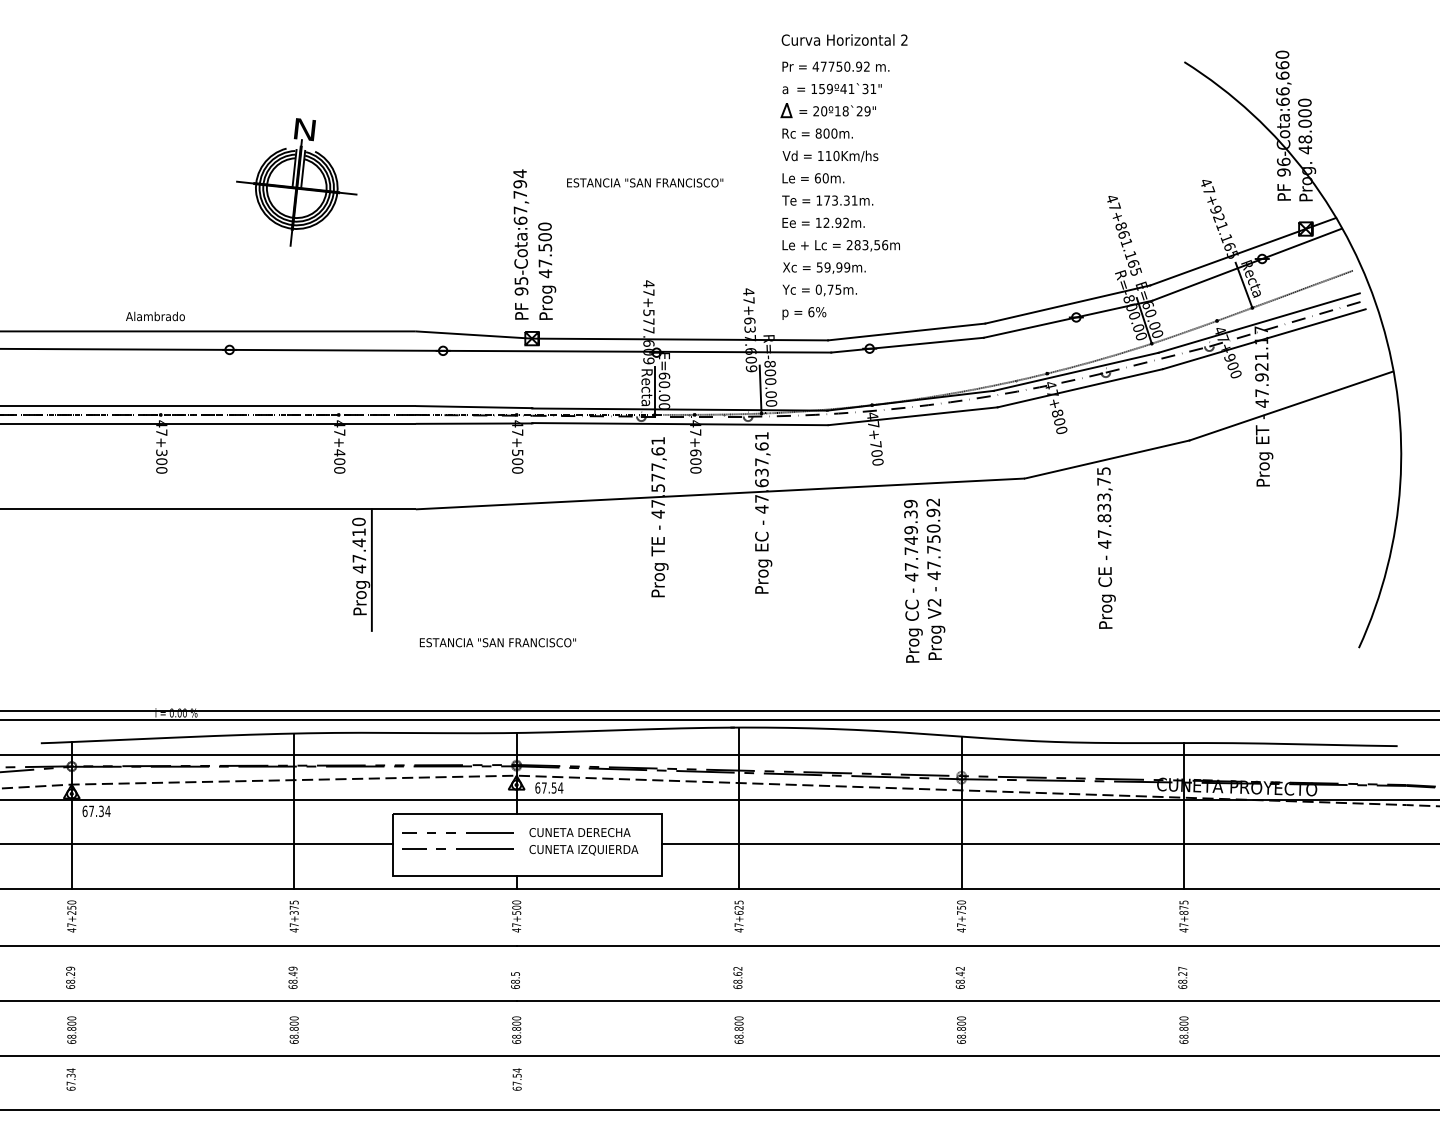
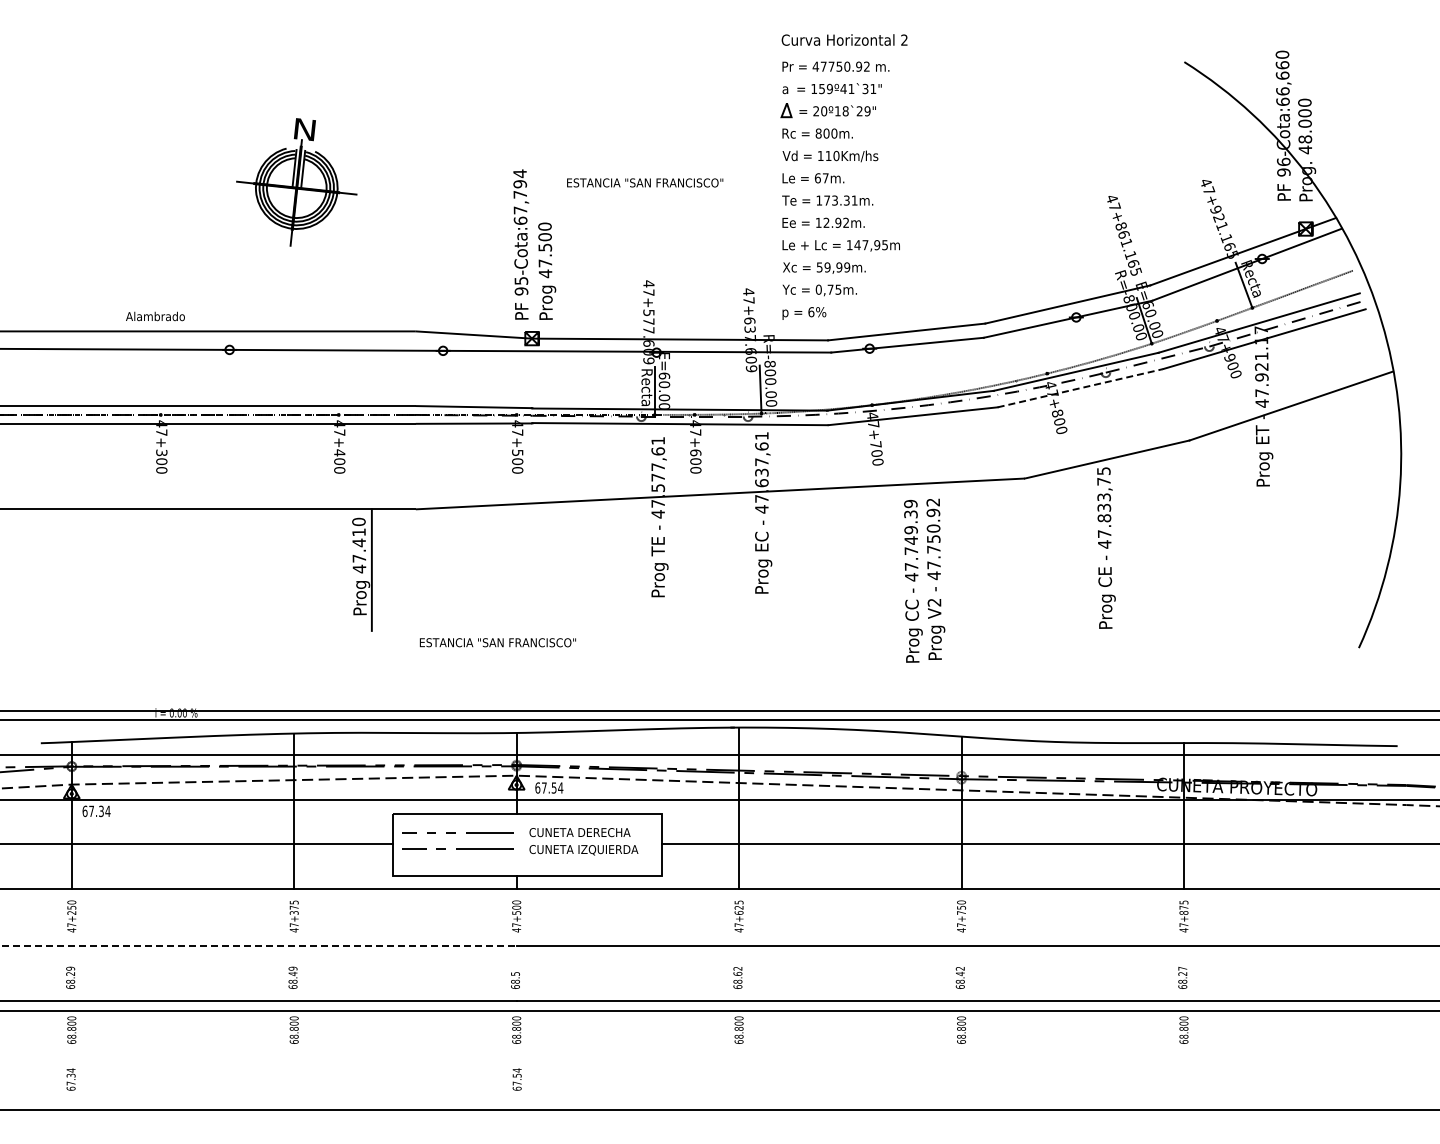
text: 60m. -> 67m. (825, 178)
text: 283,56m -> 147,95m (867, 245)
line: solid -> dashed (1080, 388)
line: solid -> dashed (258, 945)
line position: (719, 1055) -> (719, 1010) (719, 1010)
